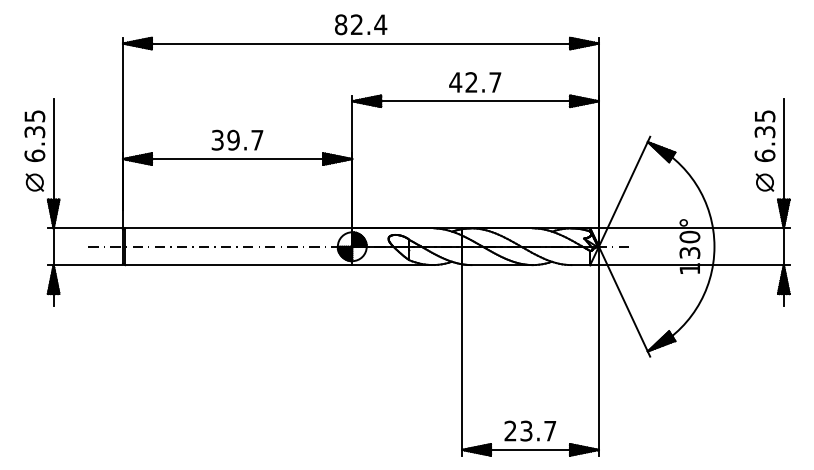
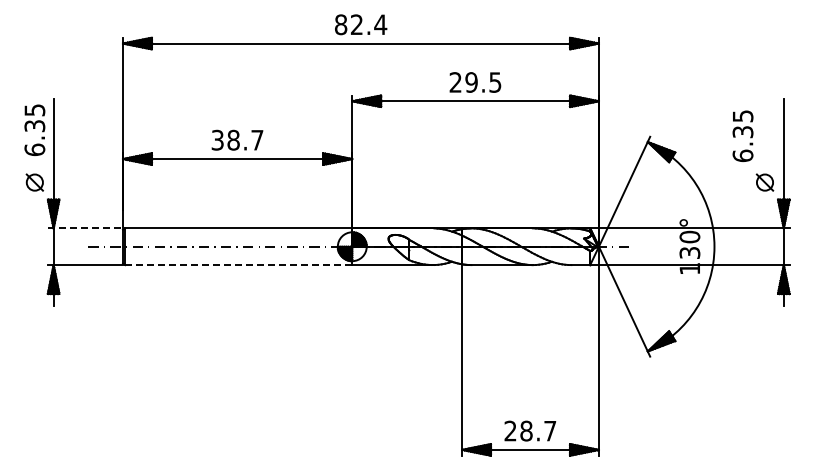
text: 42.7 -> 29.5 (475, 82)
text position: (34, 135) -> (34, 129) (34, 129)
text position: (764, 135) -> (742, 135) (742, 135)
text: 39.7 -> 38.7 (233, 140)
line: solid -> dashed (85, 228)
line: solid -> dashed (238, 265)
text: 23.7 -> 28.7 (526, 430)
